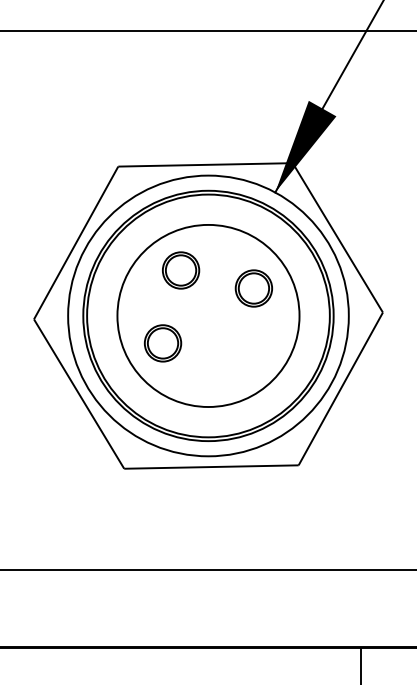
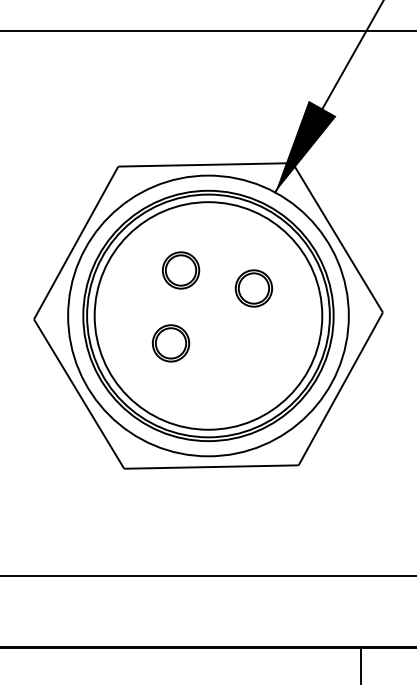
circle diameter: 182 px -> 228 px (208, 315)
part position: (162, 343) -> (170, 343) (170, 343)
line position: (207, 570) -> (207, 576) (207, 576)
